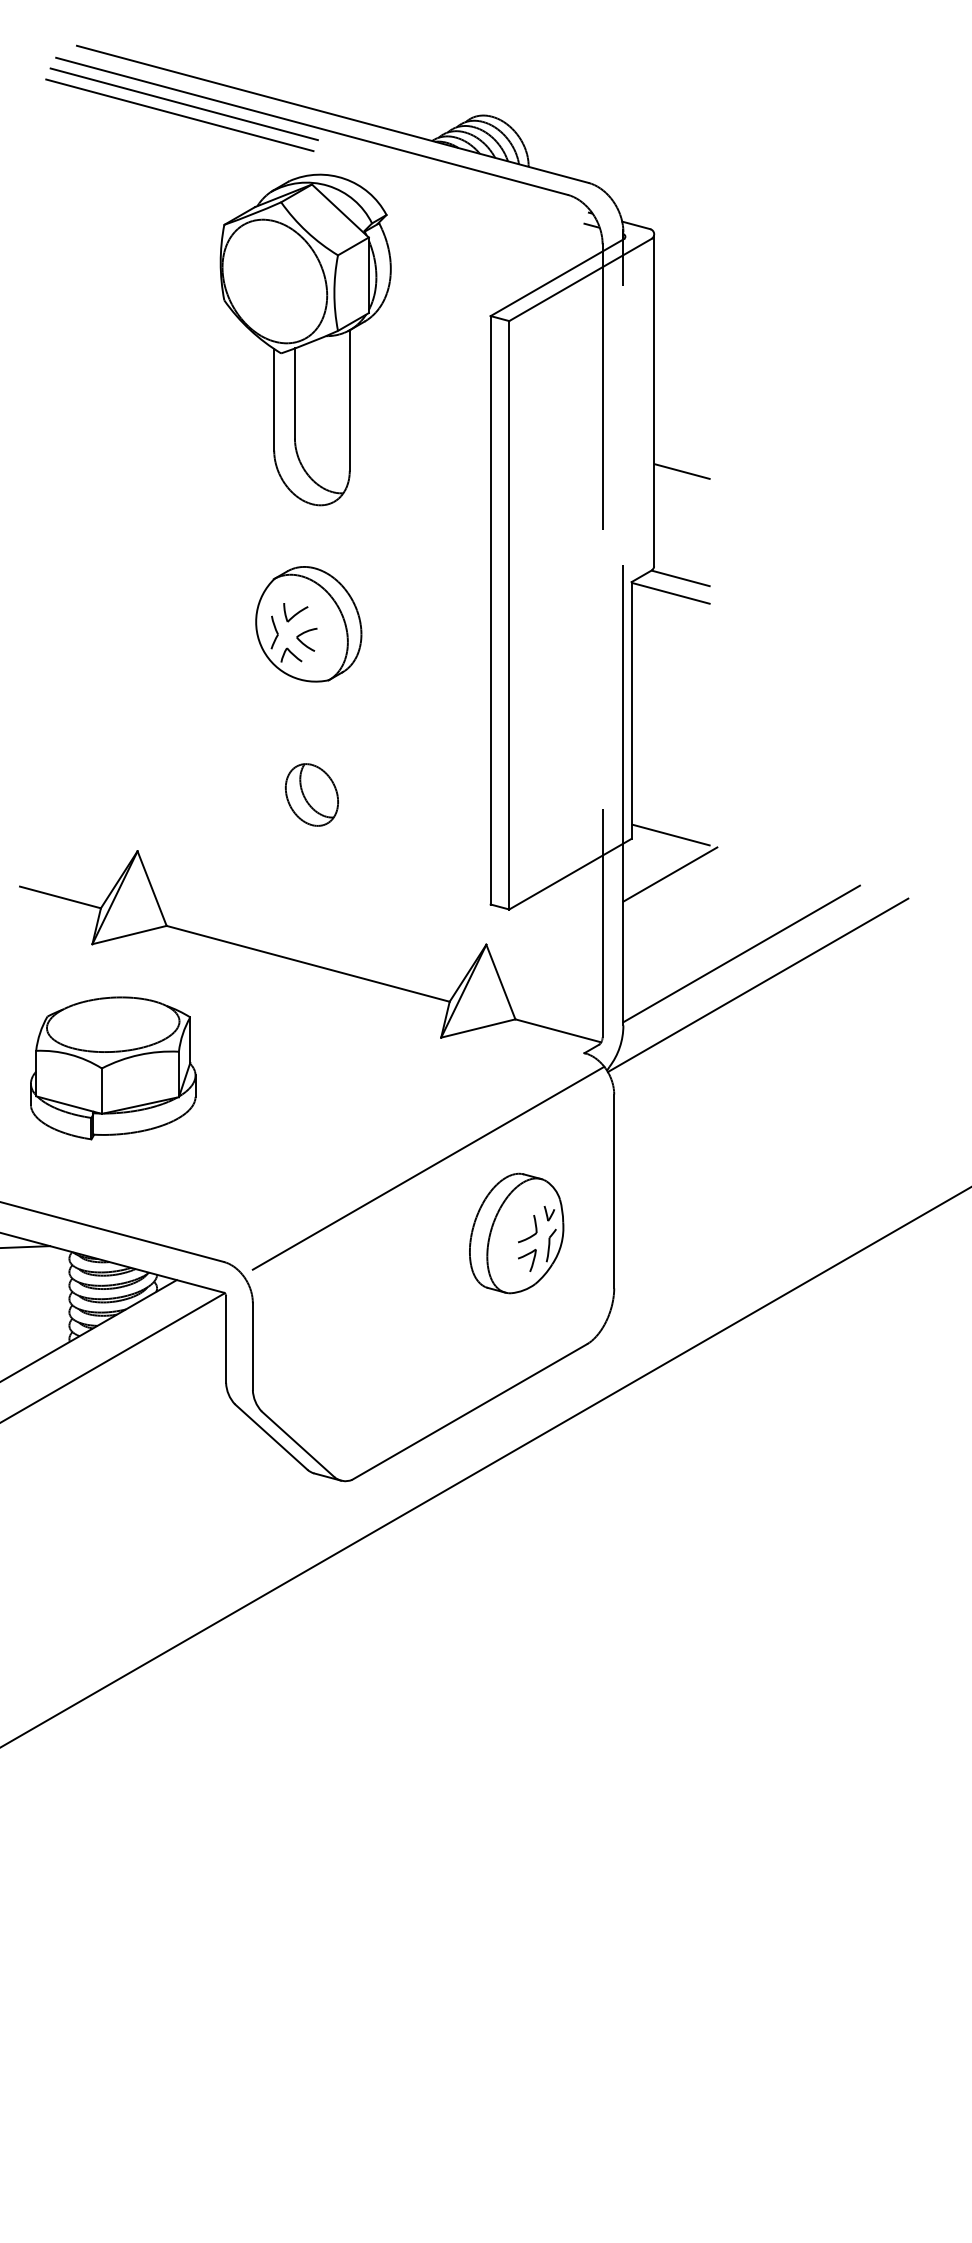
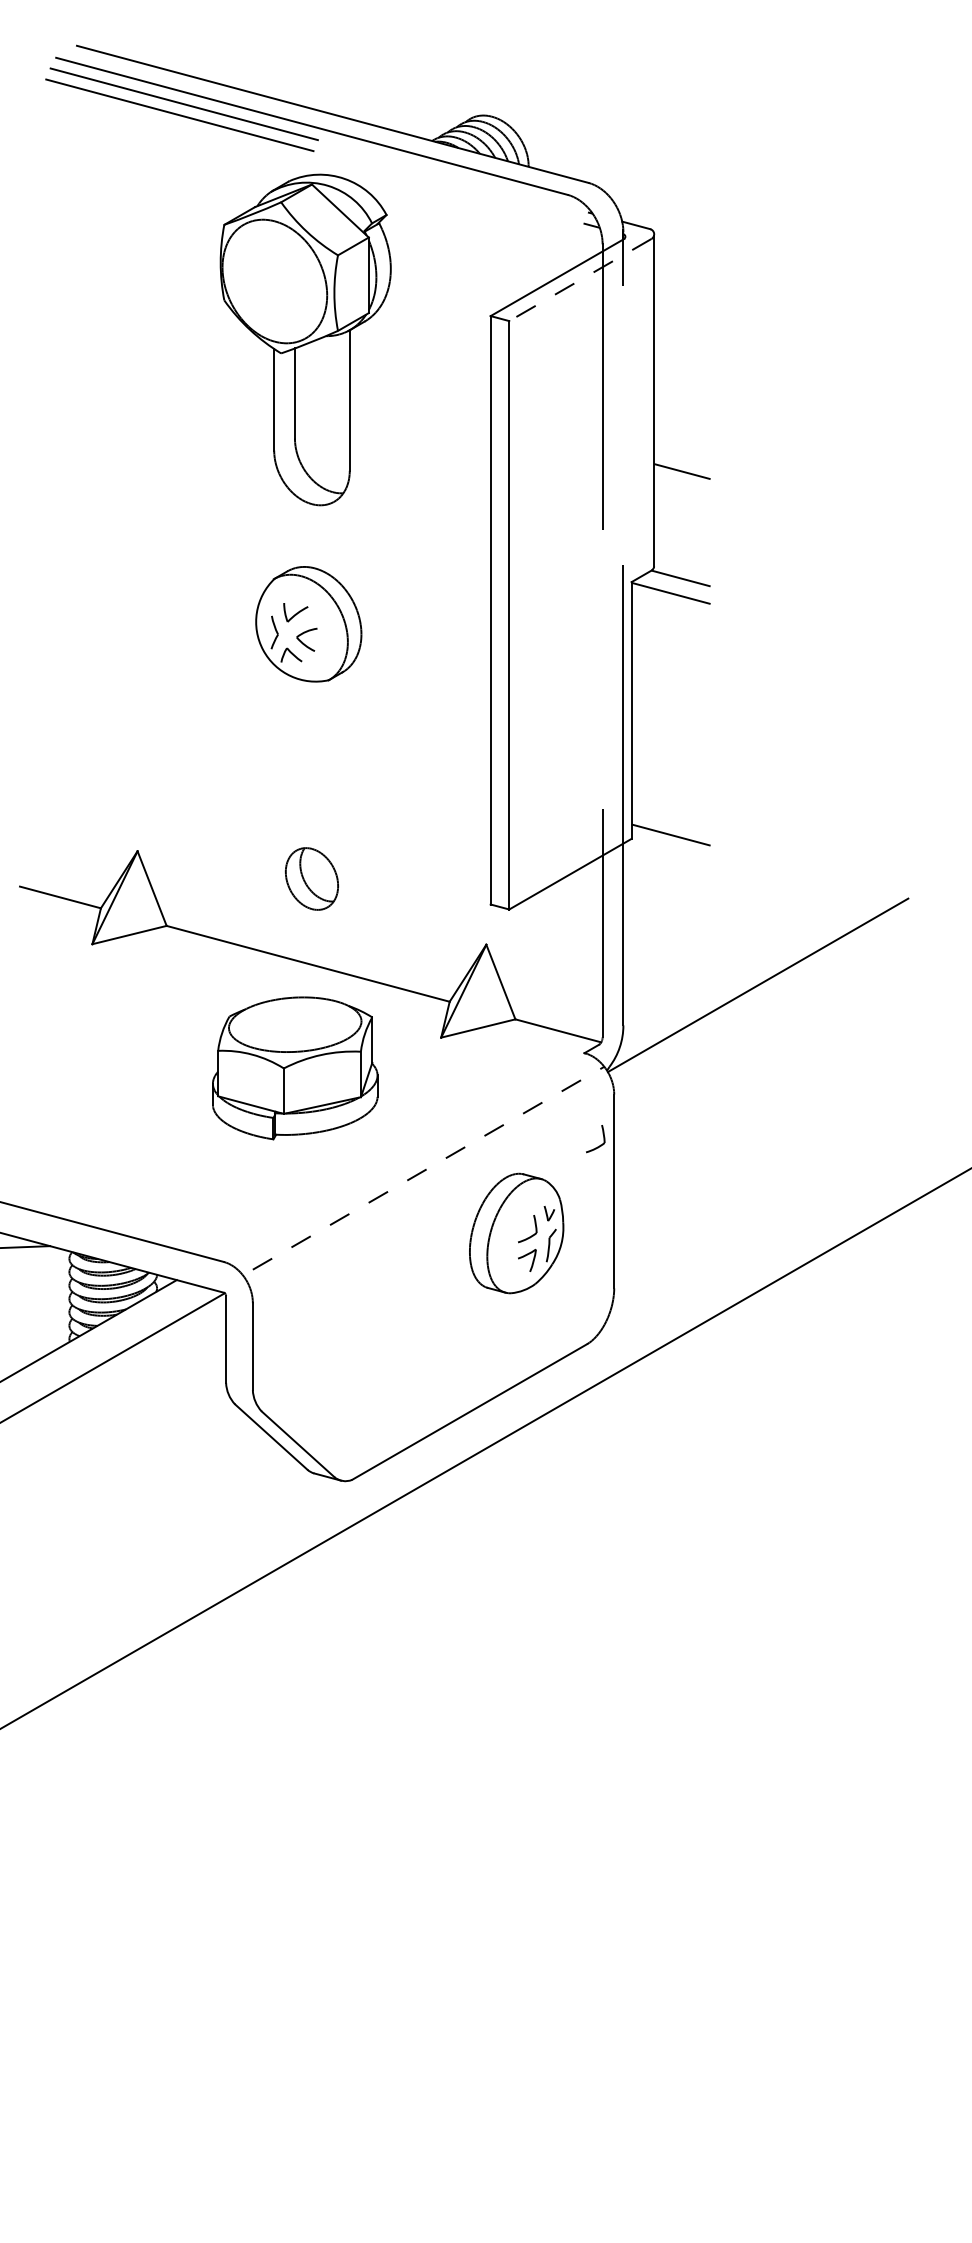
line: solid -> dashed (579, 280)
part position: (311, 794) -> (311, 878) (311, 878)
line: present -> none (670, 874)
line: present -> none (741, 953)
part position: (113, 1068) -> (295, 1068) (295, 1068)
part: none -> present (600, 1144)
line: solid -> dashed (428, 1168)
line position: (485, 1467) -> (485, 1448) (485, 1448)
